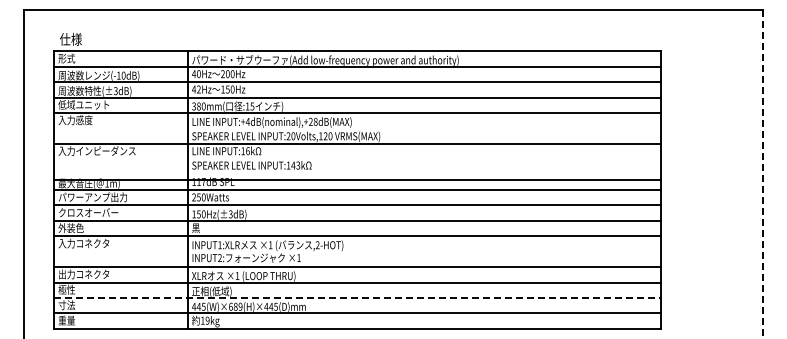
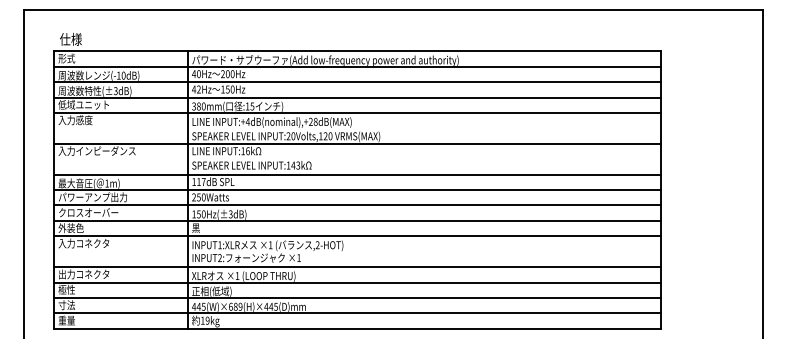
line: dashed -> solid (763, 174)
line position: (357, 179) -> (357, 174) (357, 174)
line: dashed -> solid (358, 297)
